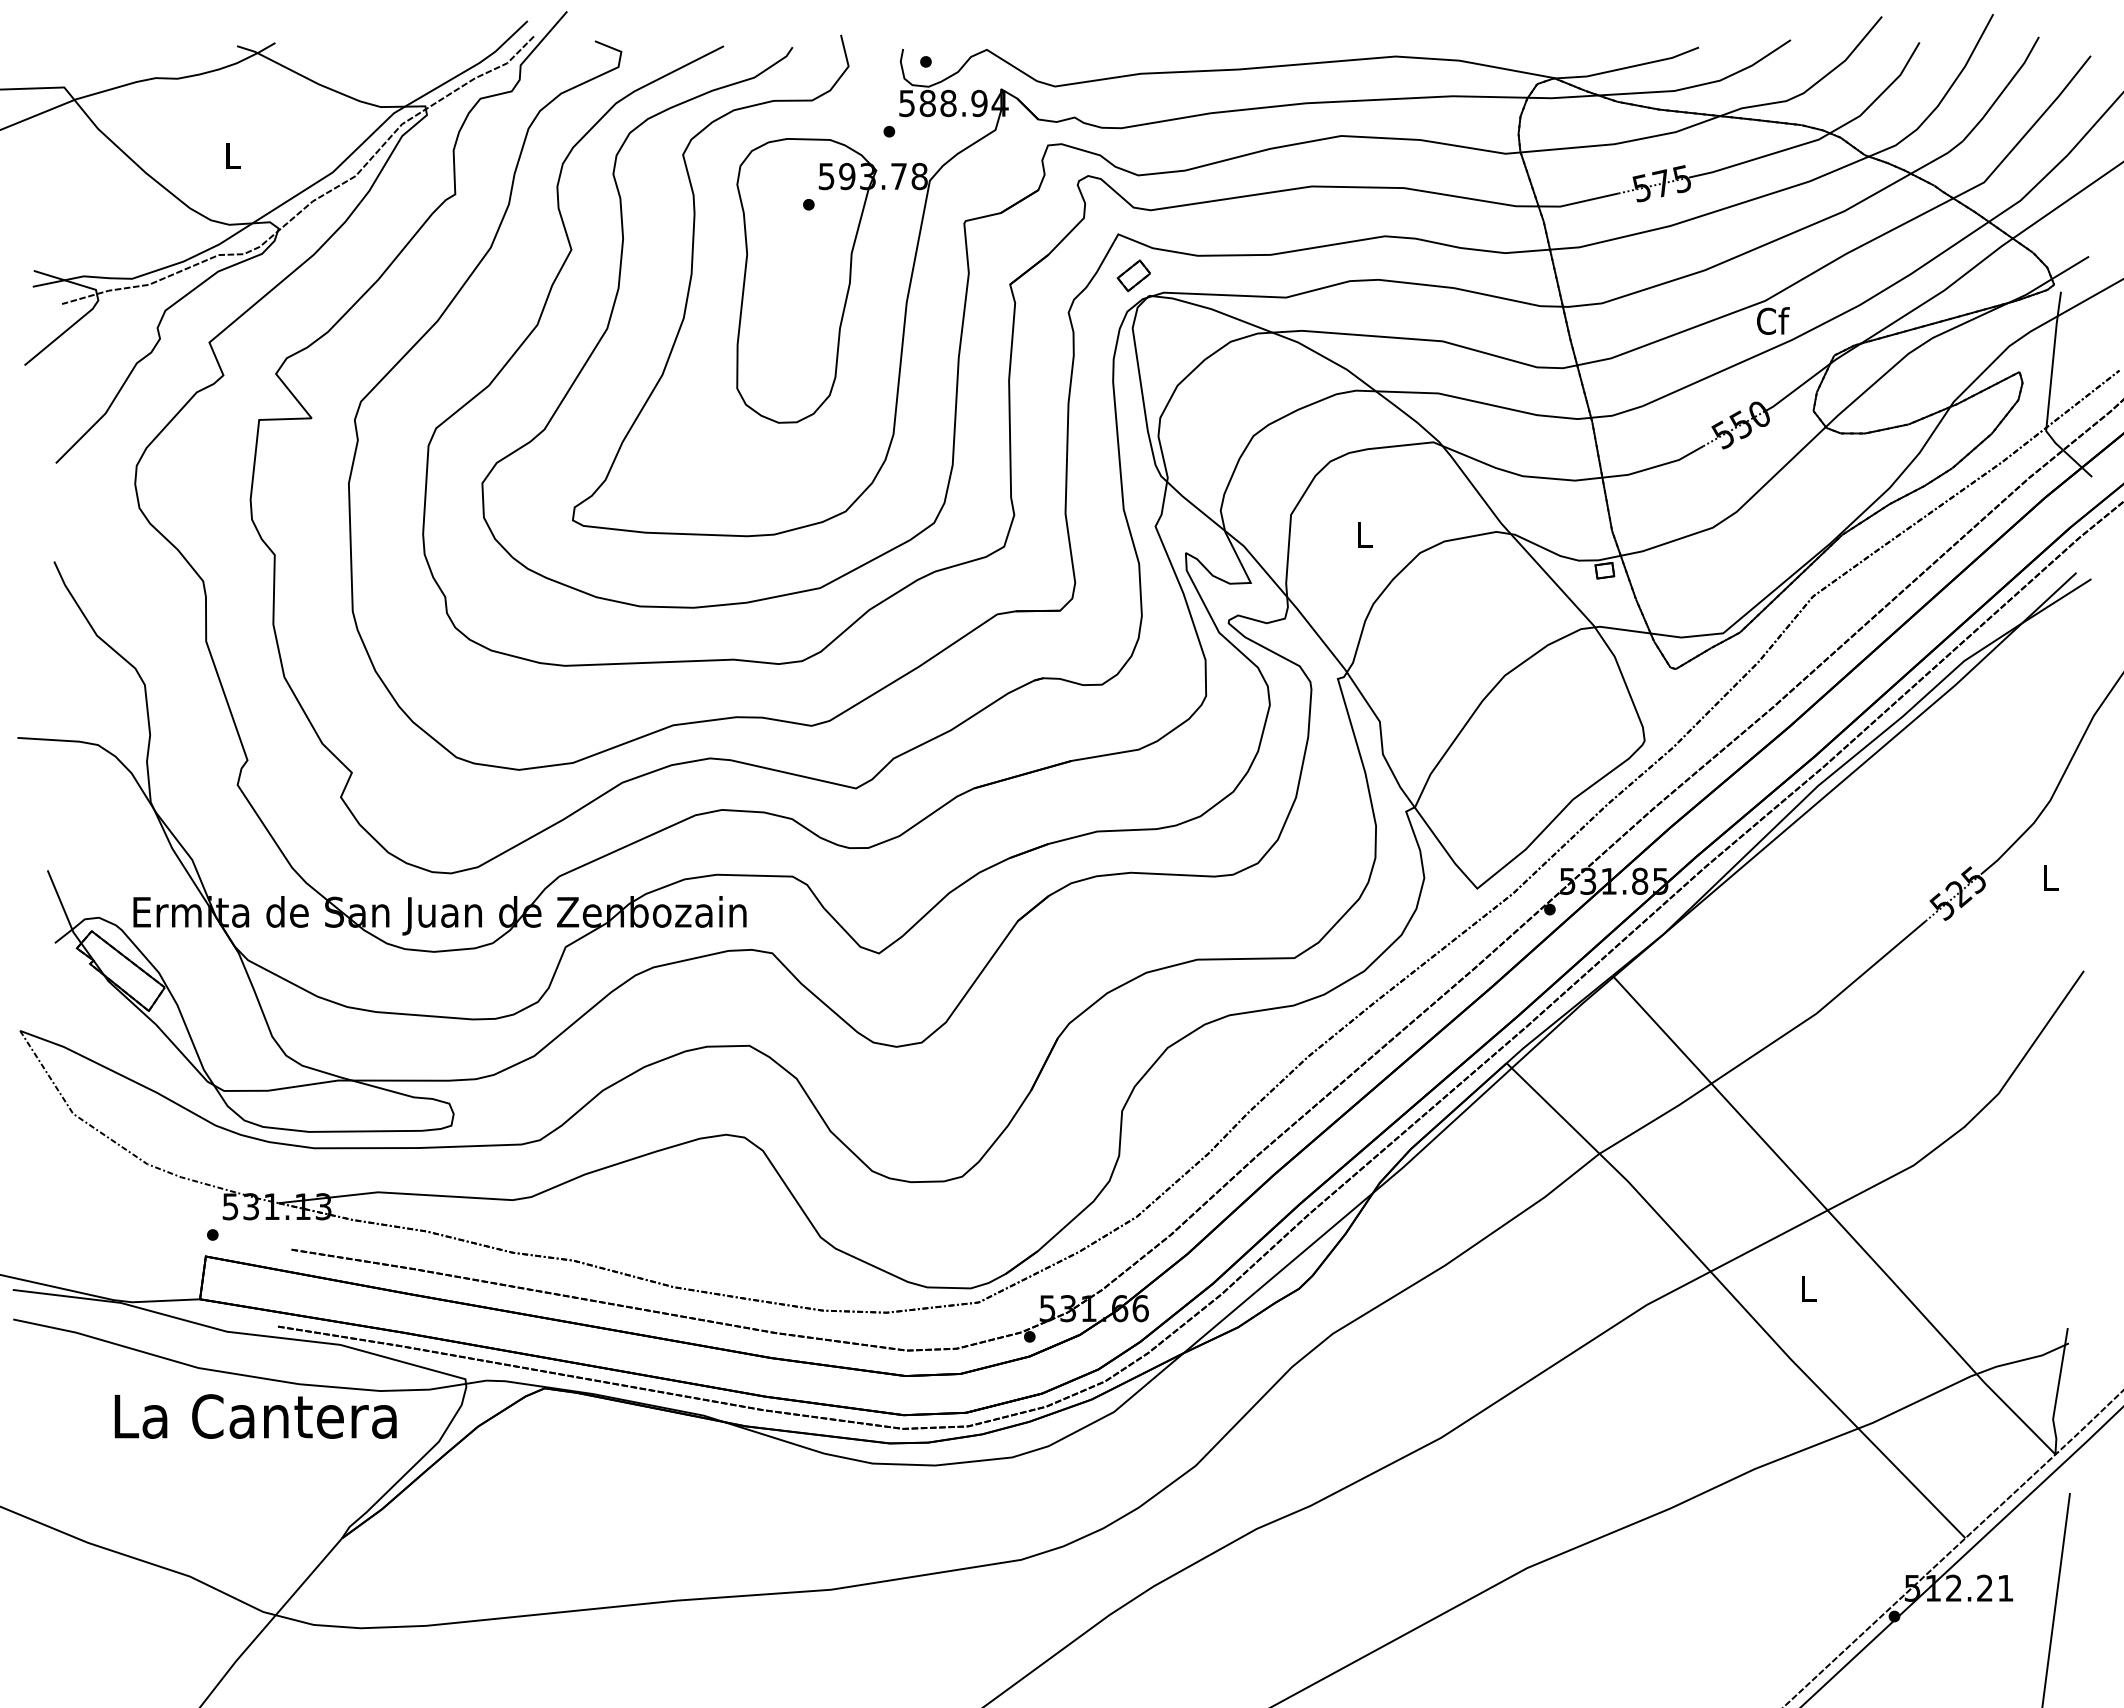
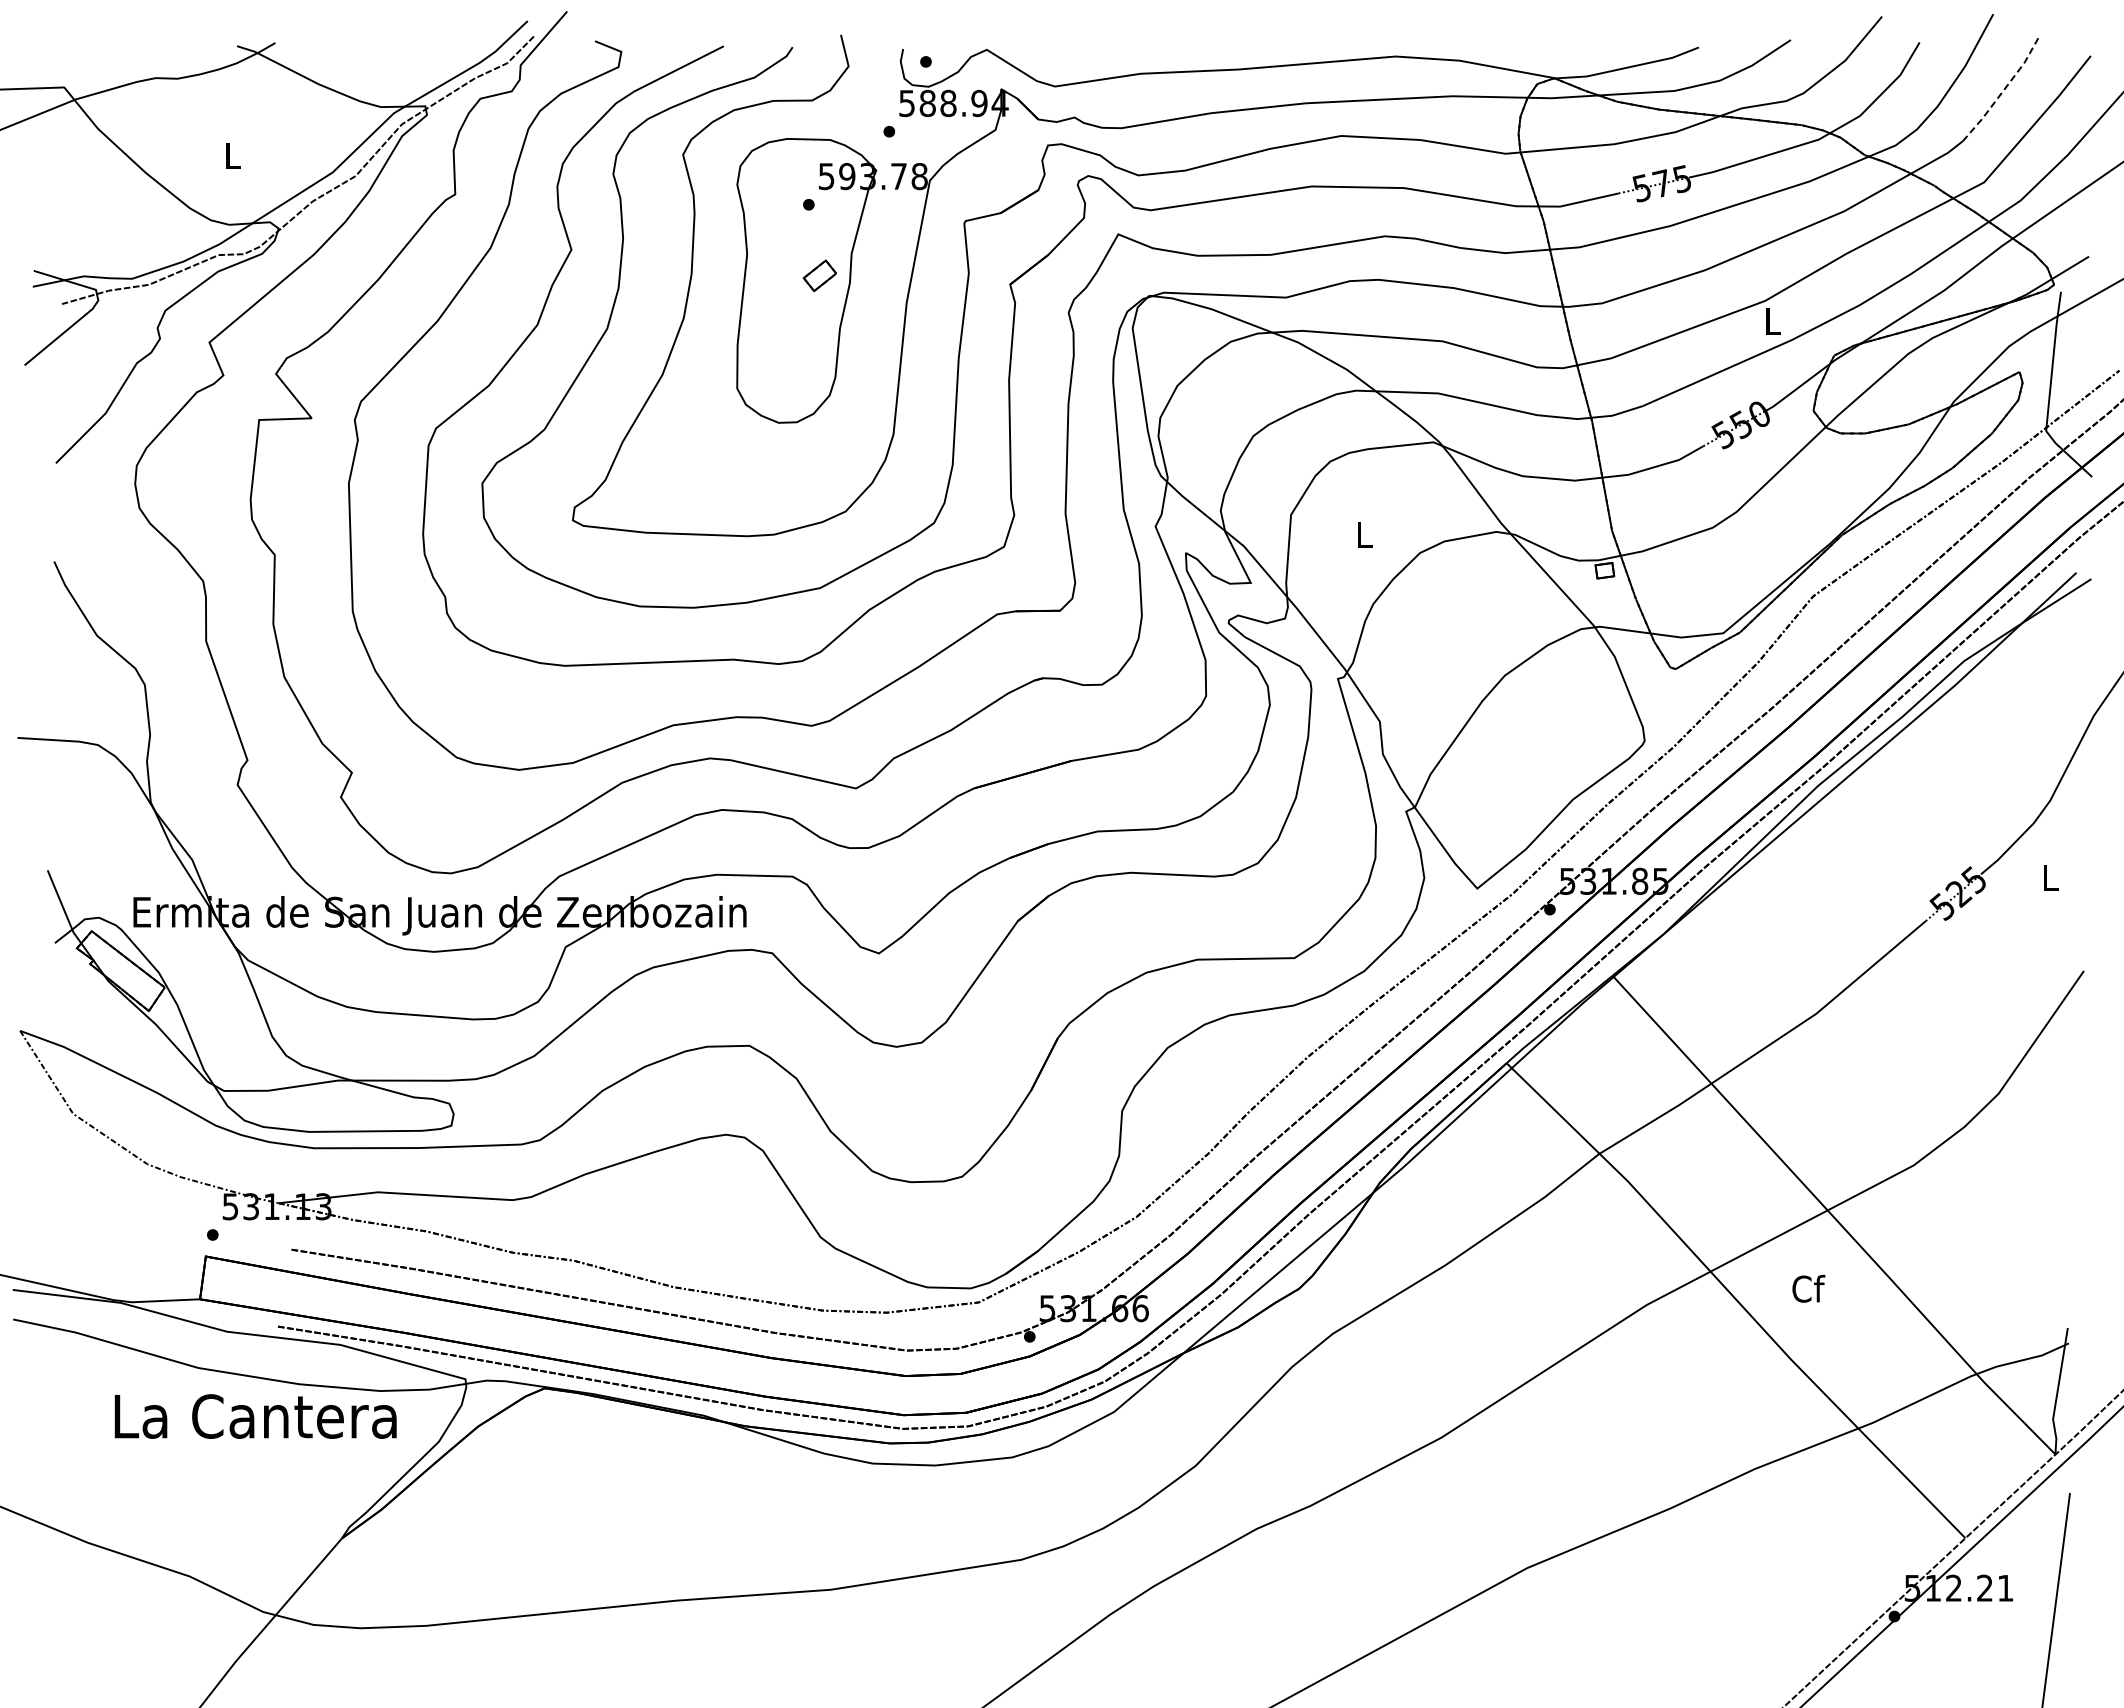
line: solid -> dashed (2003, 90)
part position: (1133, 275) -> (819, 275) (819, 275)
text: Cf -> L (1773, 320)
text: L -> Cf (1808, 1288)
